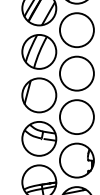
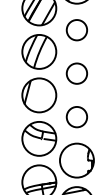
circle diameter: 34 px -> 20 px (76, 30)
circle diameter: 34 px -> 20 px (76, 73)
circle diameter: 34 px -> 20 px (76, 116)
